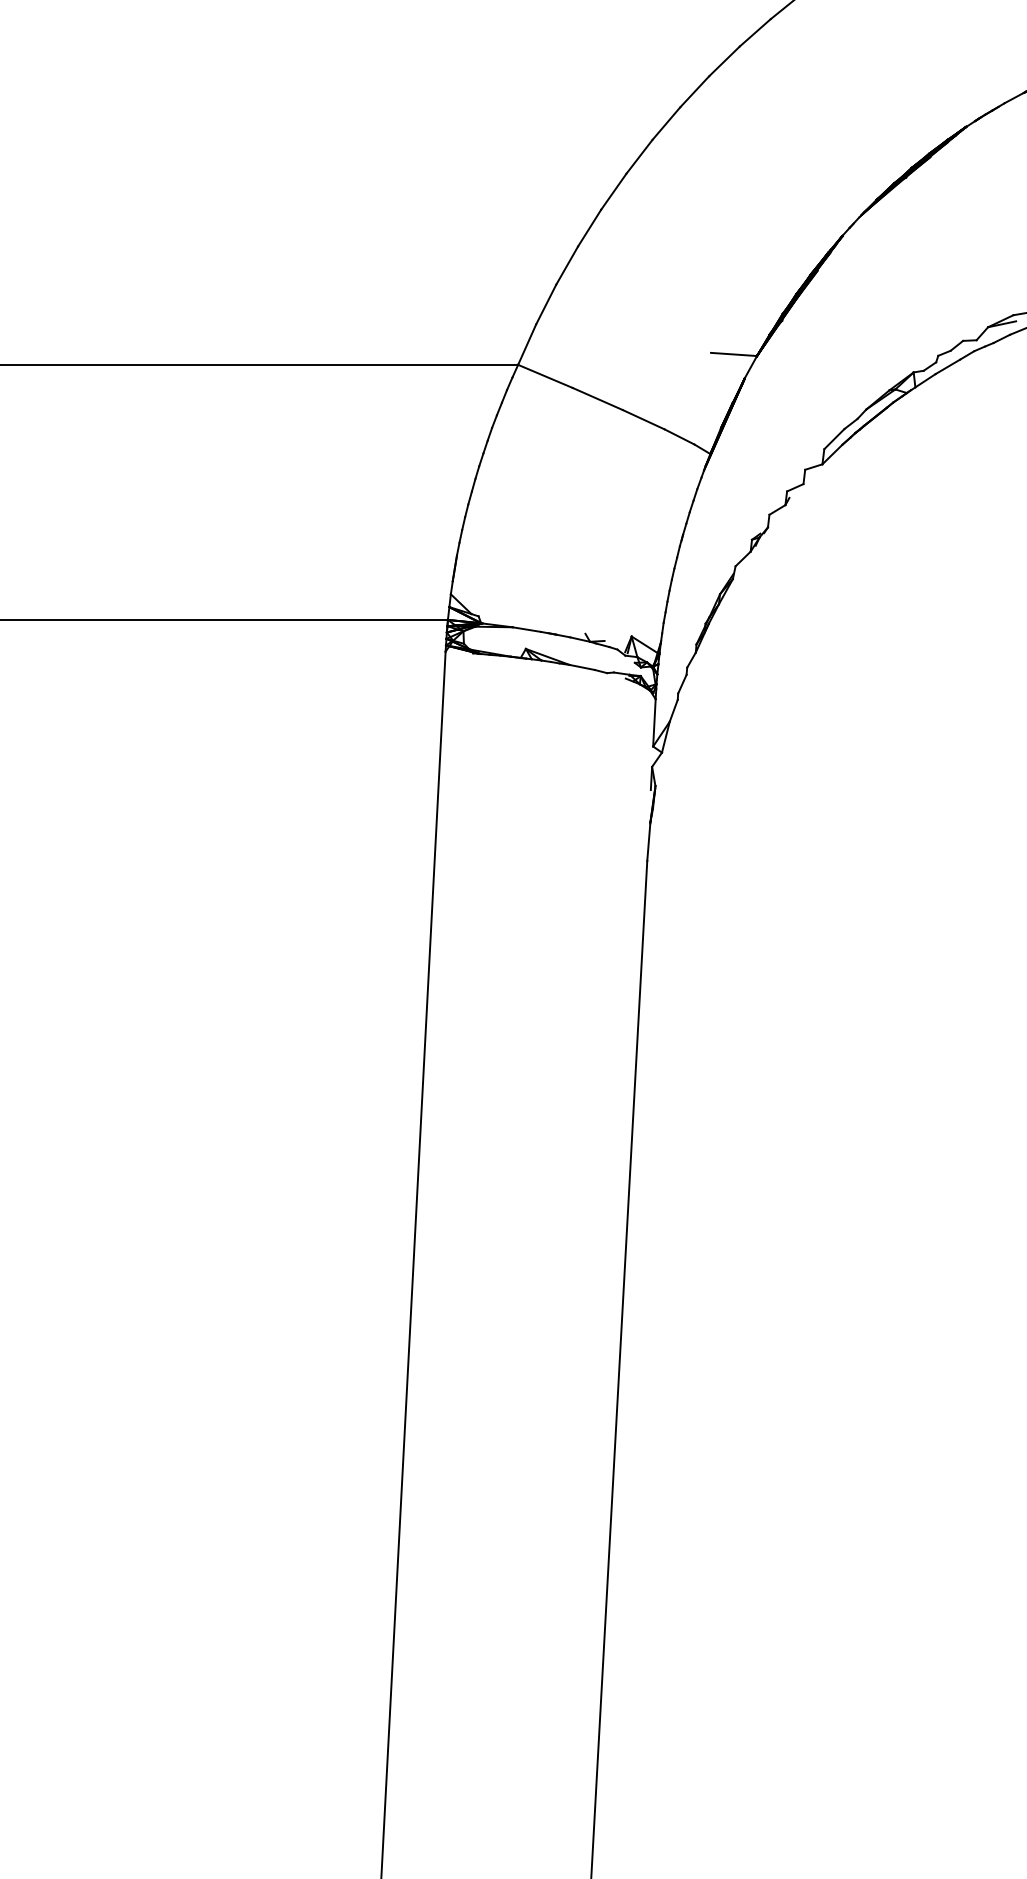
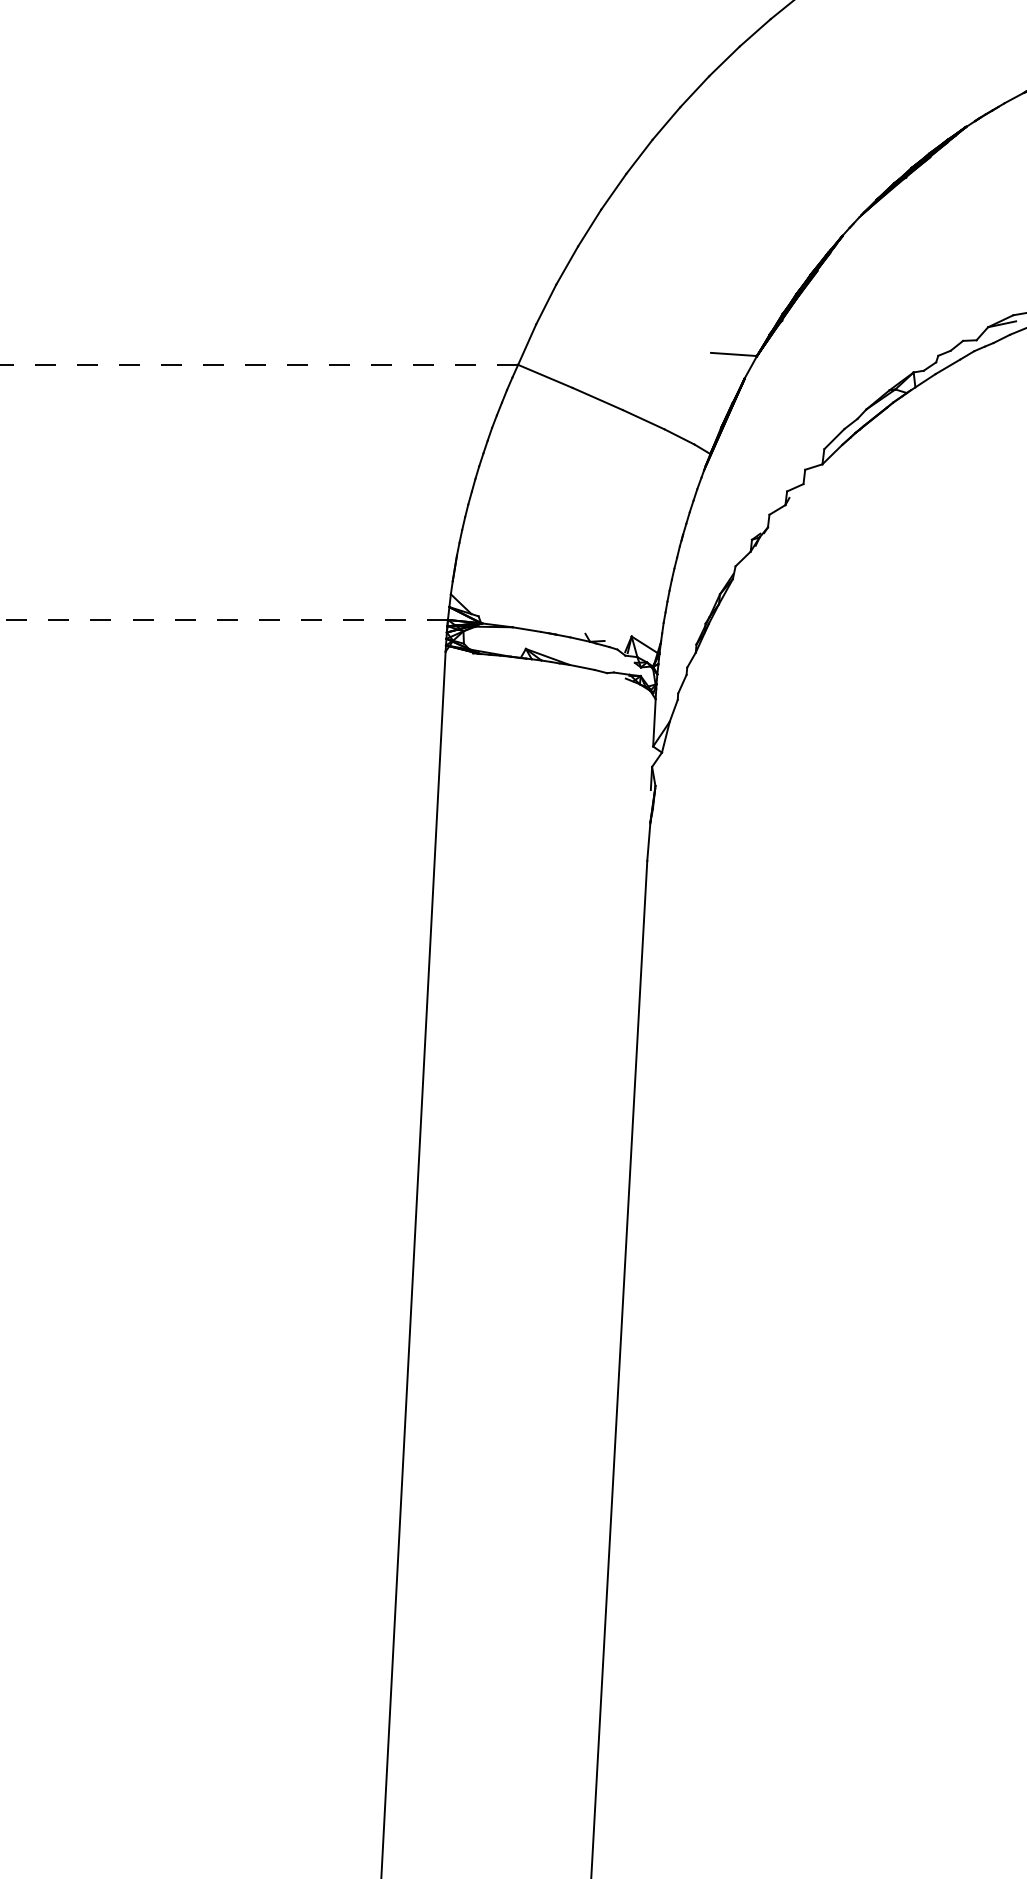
line: solid -> dashed (259, 364)
line: solid -> dashed (223, 619)
